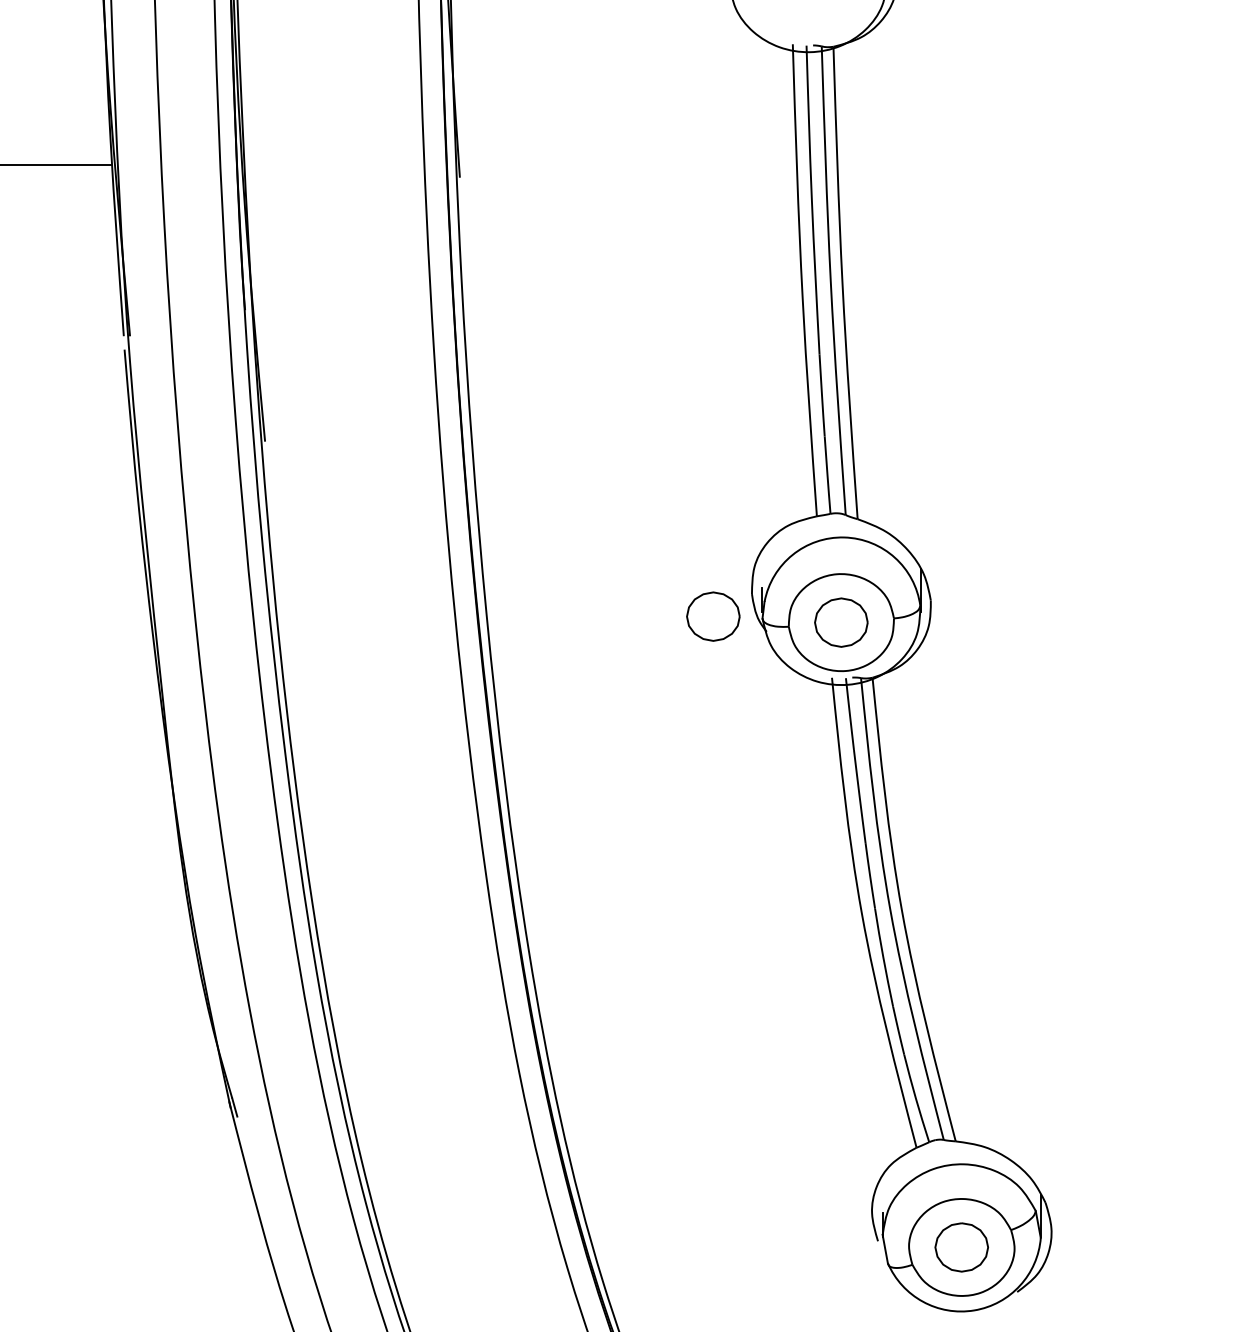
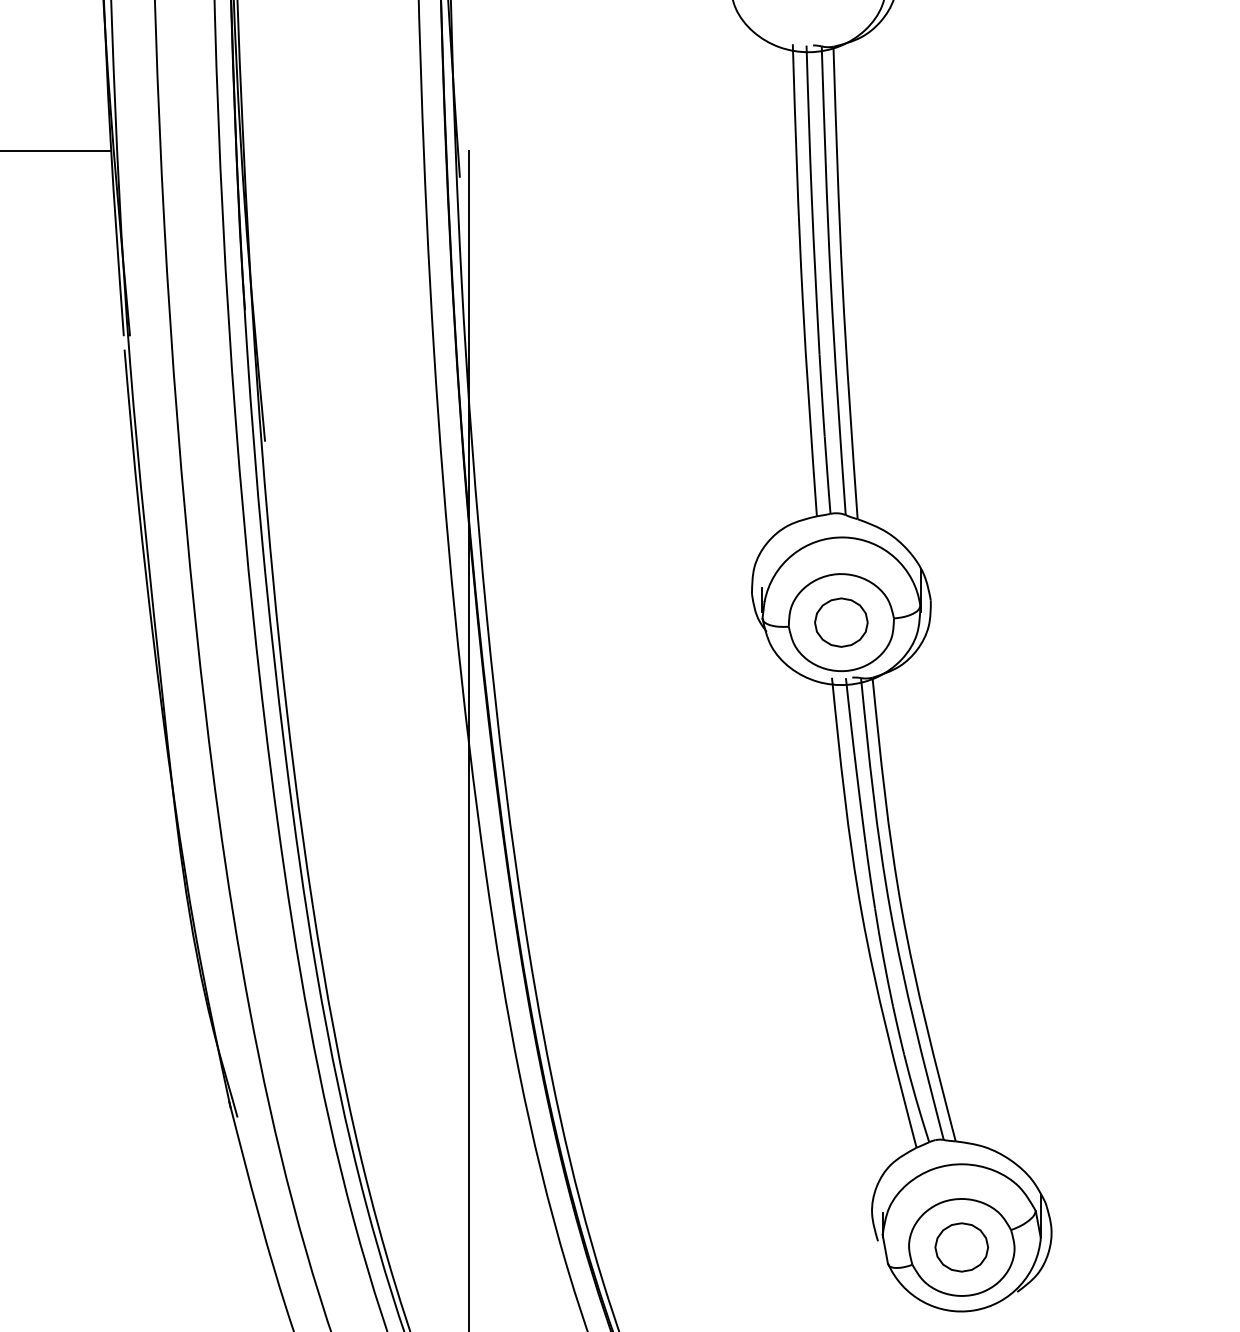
line position: (56, 164) -> (56, 150) (56, 150)
part: present -> none (713, 616)
line: none -> present (468, 739)
